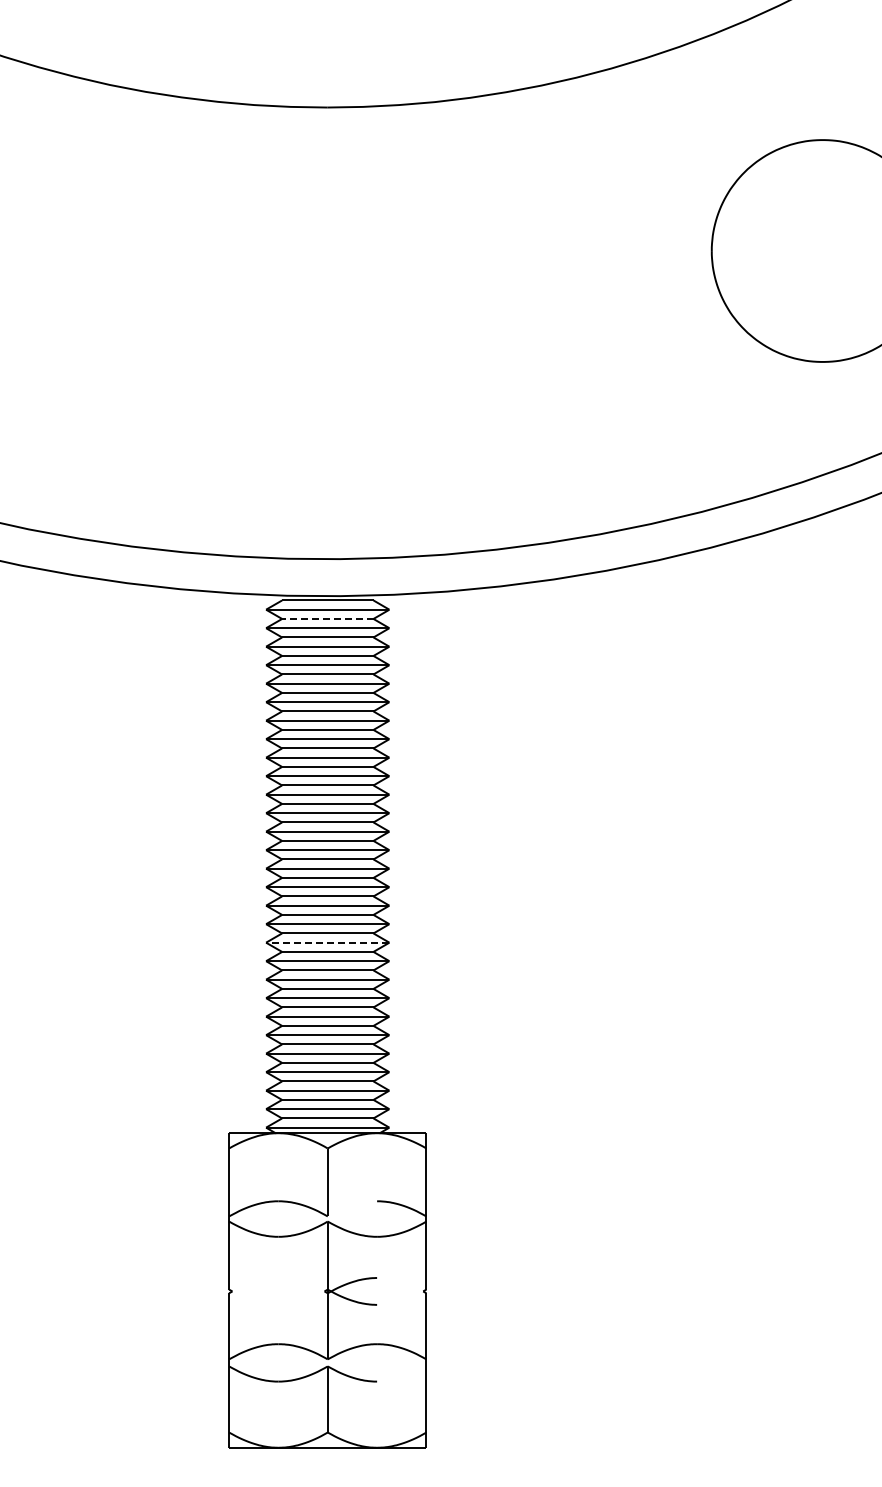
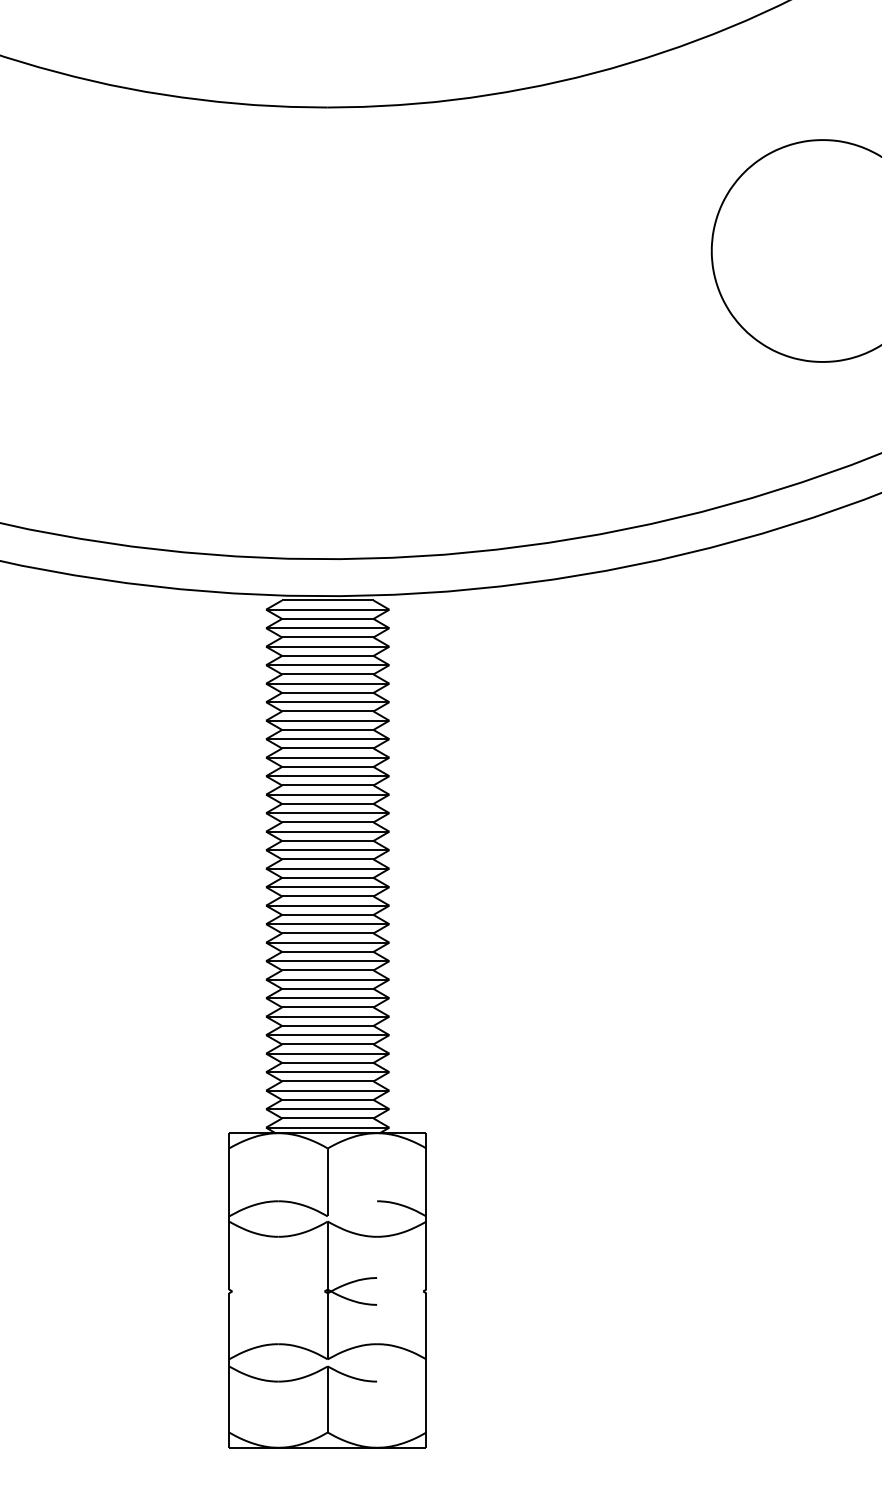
line: dashed -> solid (327, 618)
line: dashed -> solid (327, 942)
